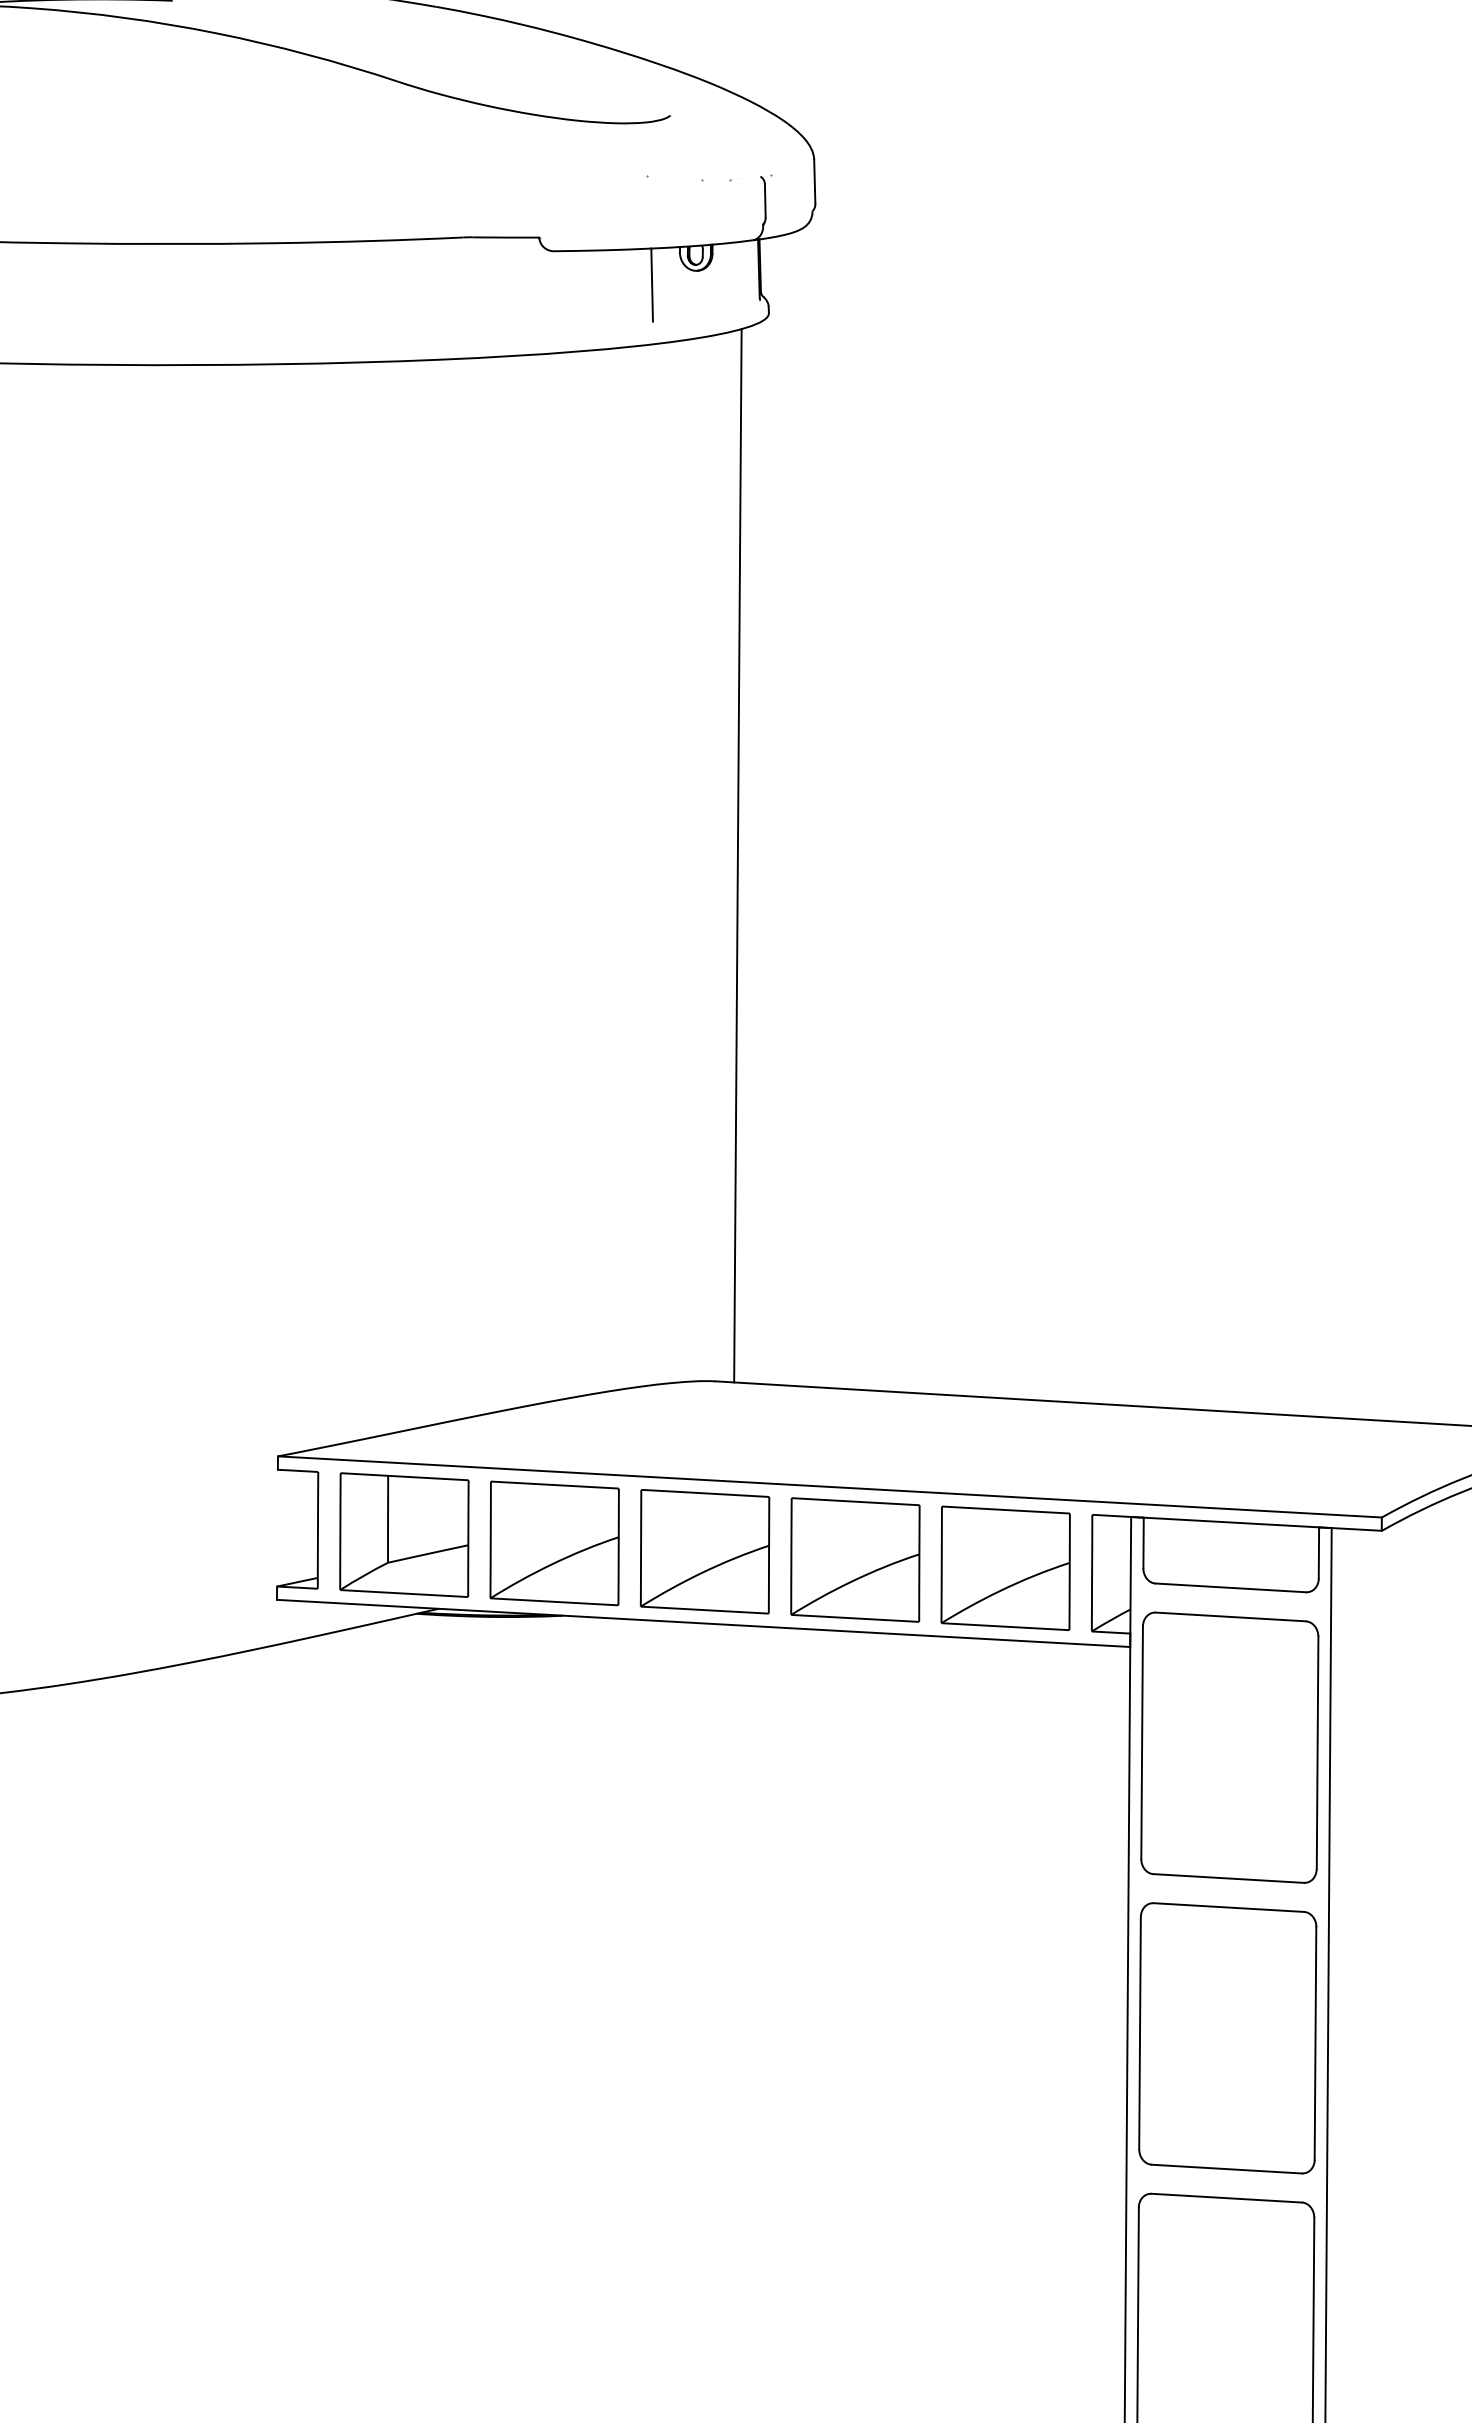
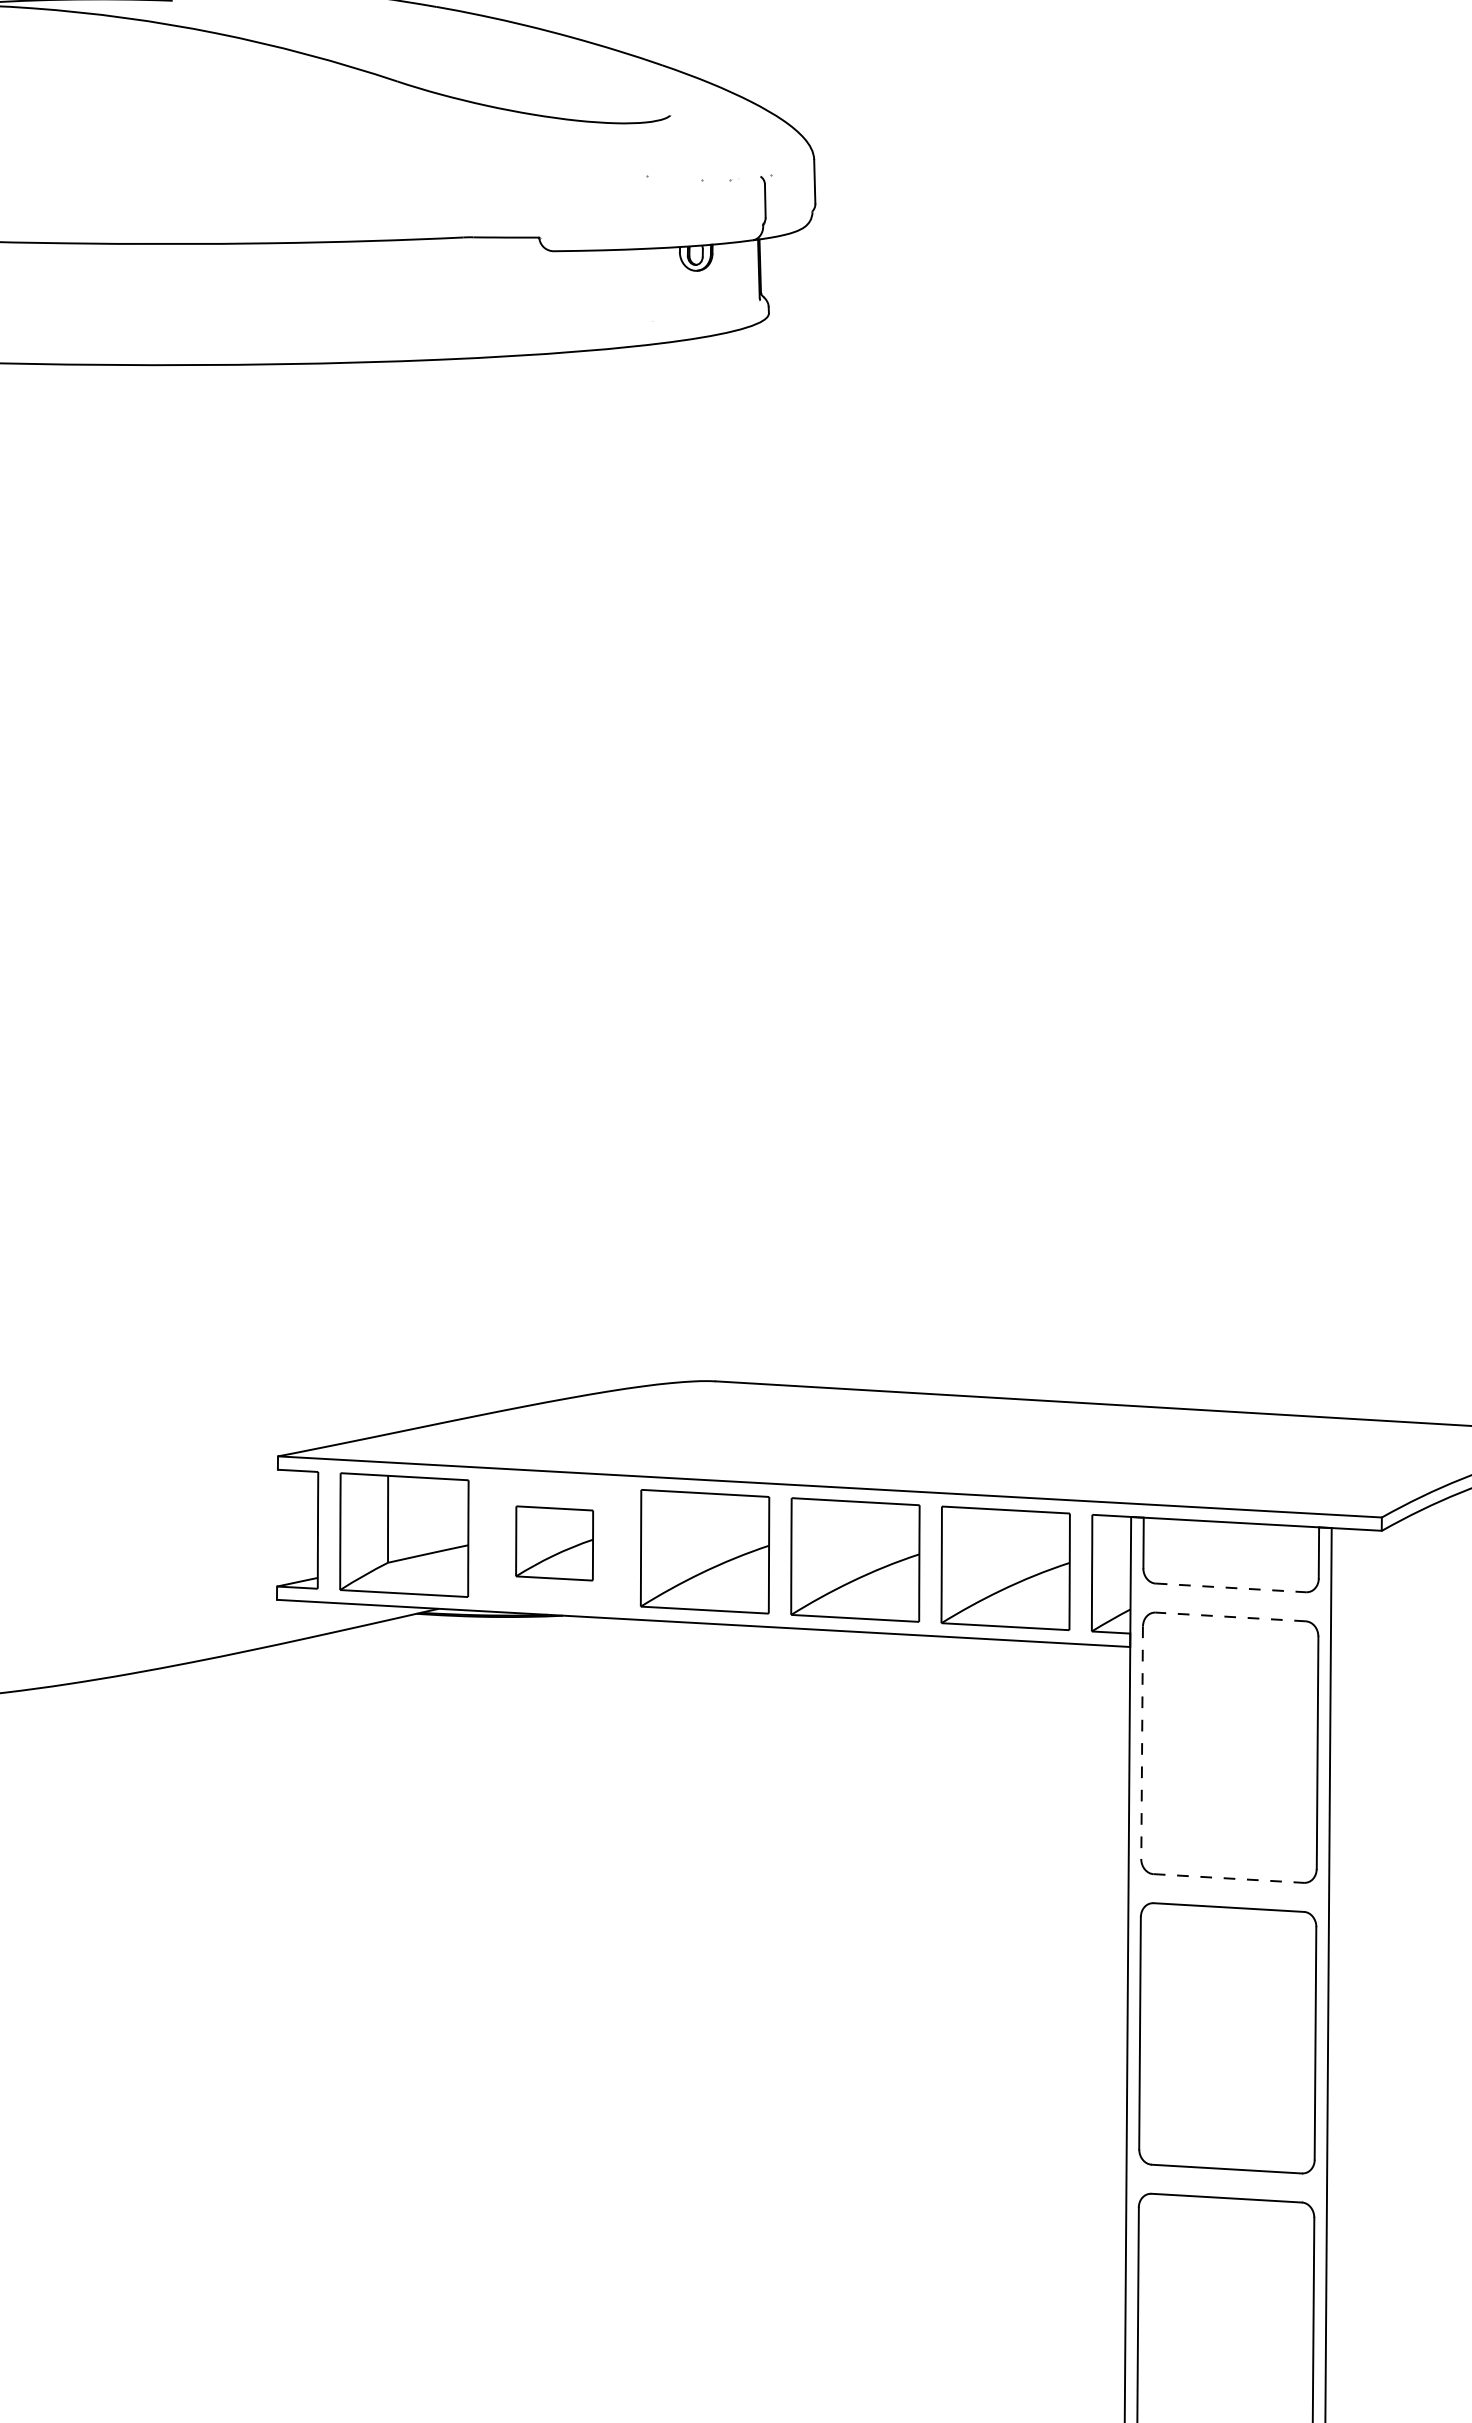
line: present -> none (651, 284)
line: present -> none (737, 855)
part size: 131x127 px -> 79x77 px (554, 1543)
line: solid -> dashed (1231, 1587)
line: solid -> dashed (1230, 1616)
line: solid -> dashed (1142, 1743)
line: solid -> dashed (1229, 1878)
